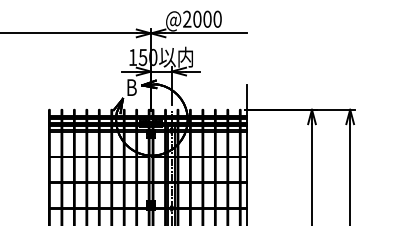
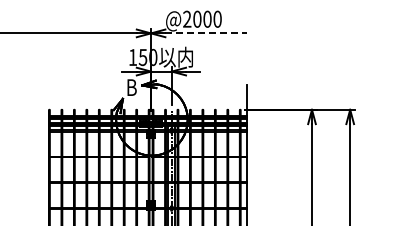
line: solid -> dashed (206, 33)
